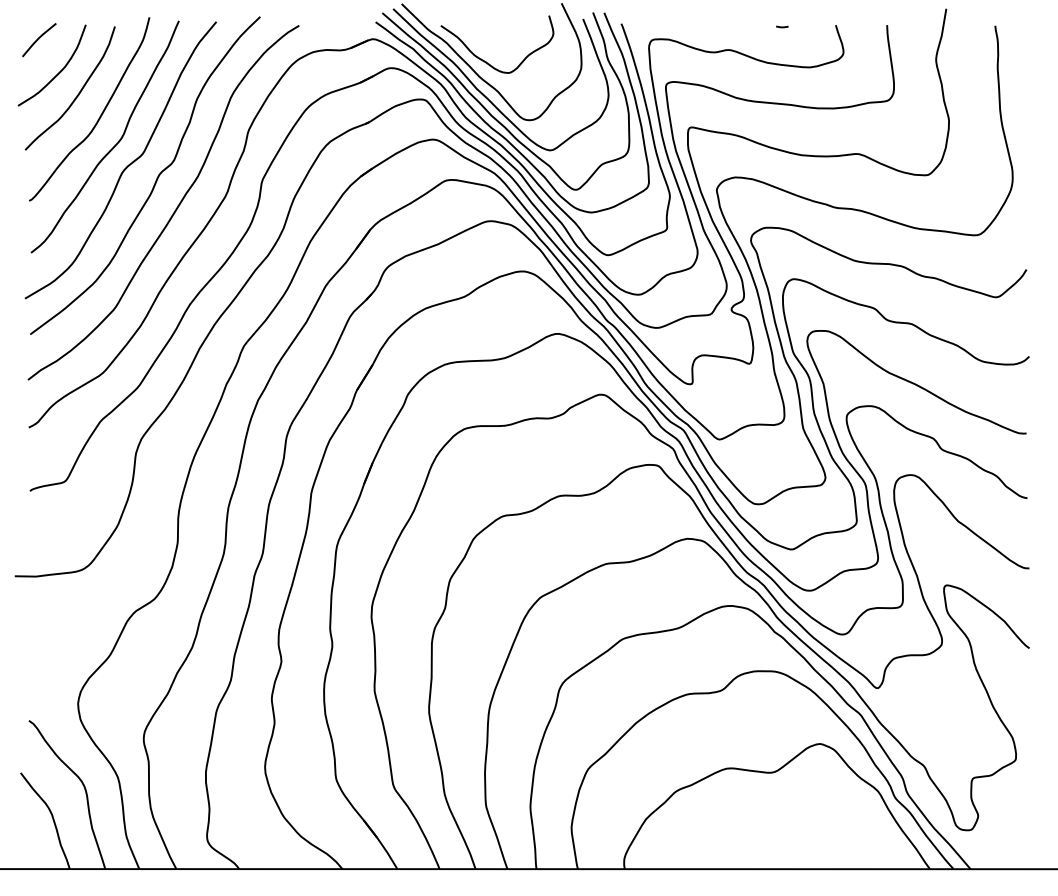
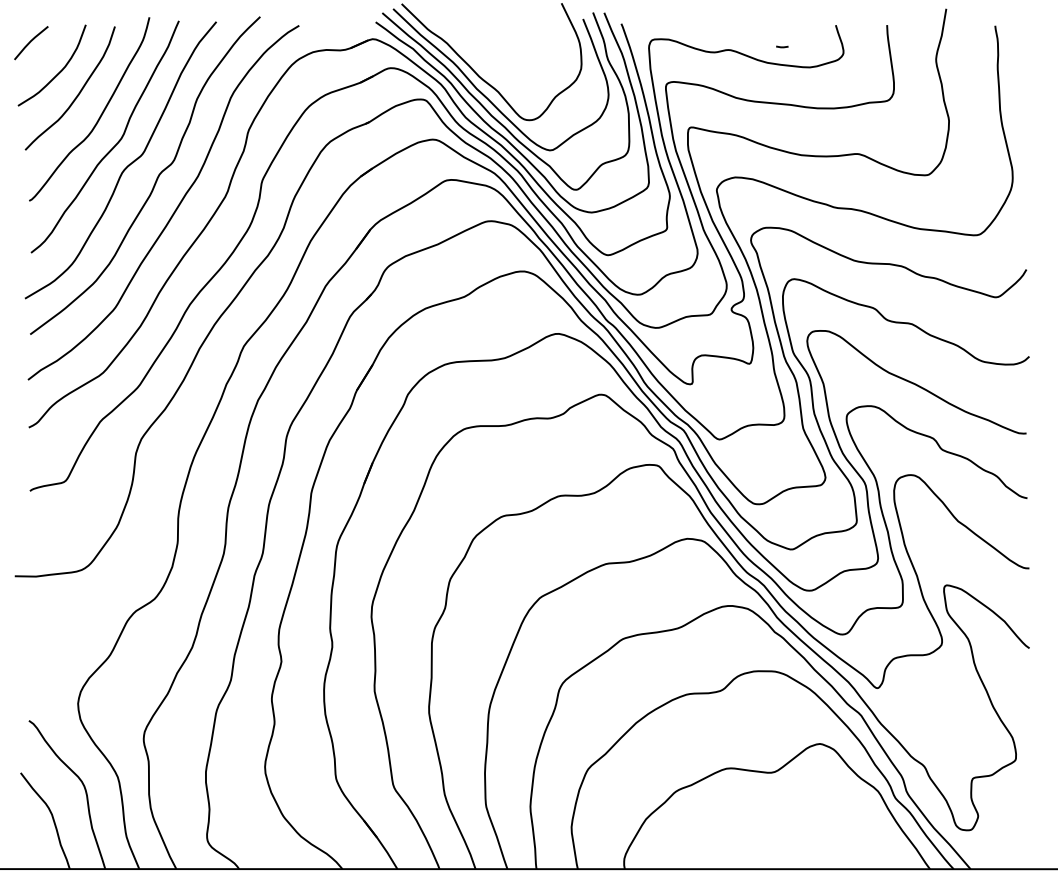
line position: (782, 26) -> (782, 46) (782, 46)
line position: (38, 40) -> (30, 43) (30, 43)
curve: present -> none (486, 61)
